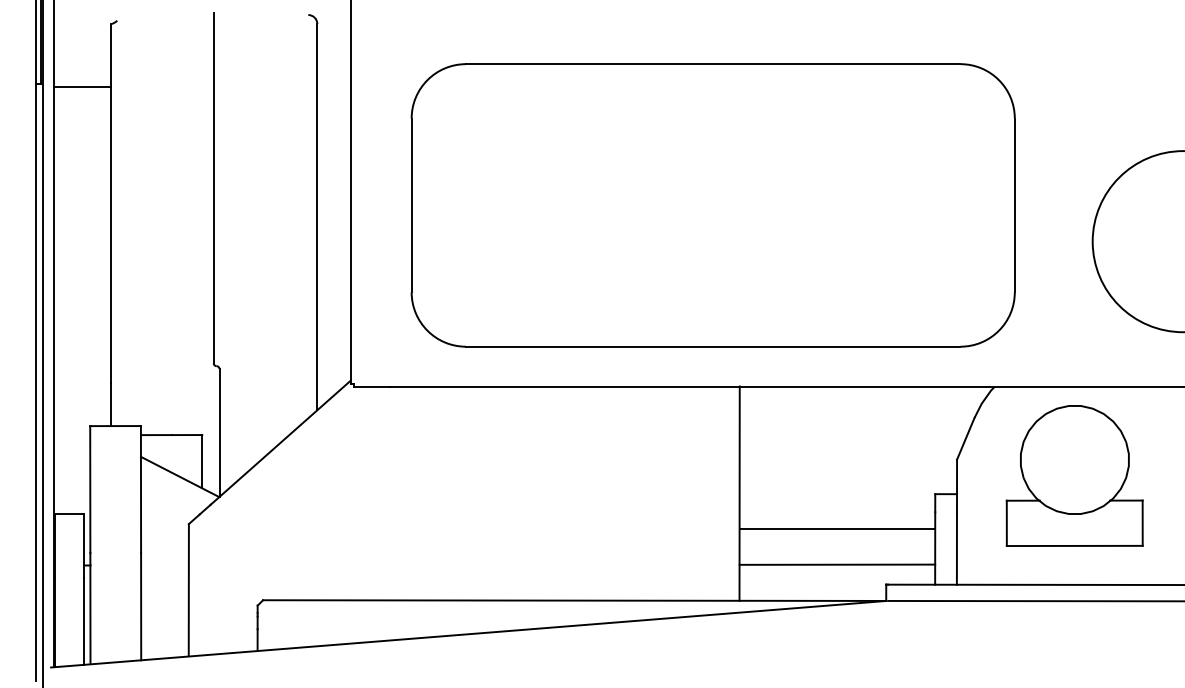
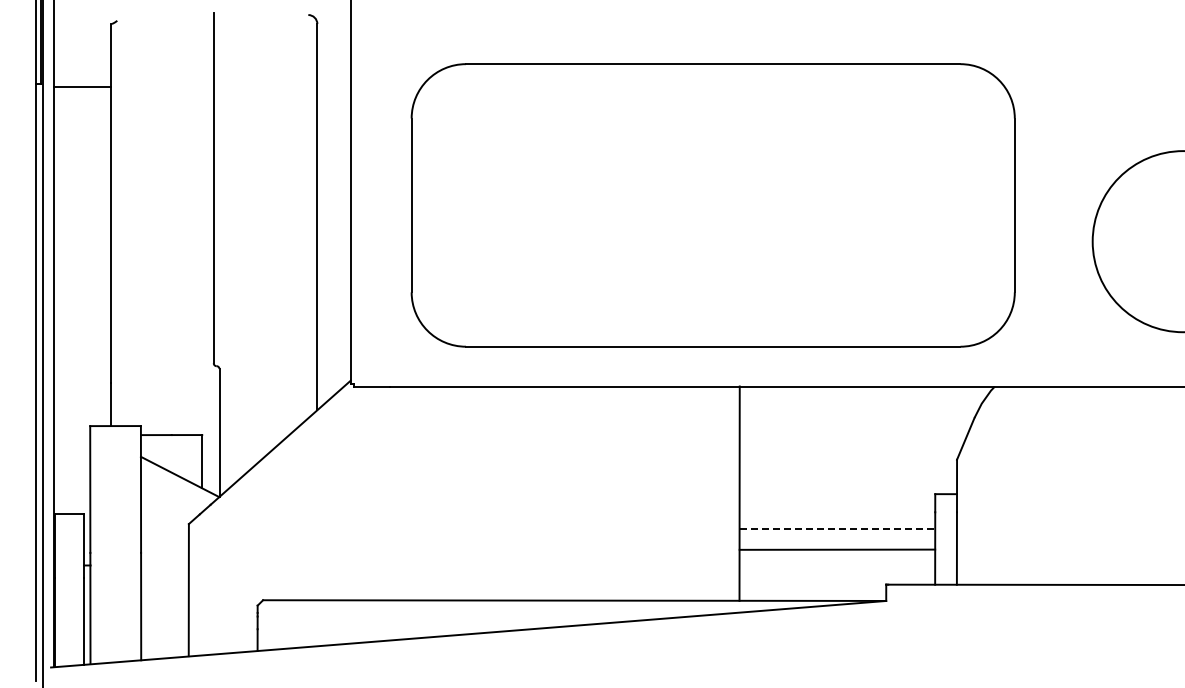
part: present -> none (1074, 475)
line: solid -> dashed (837, 528)
line position: (837, 564) -> (837, 549) (837, 549)
line: present -> none (1034, 600)
